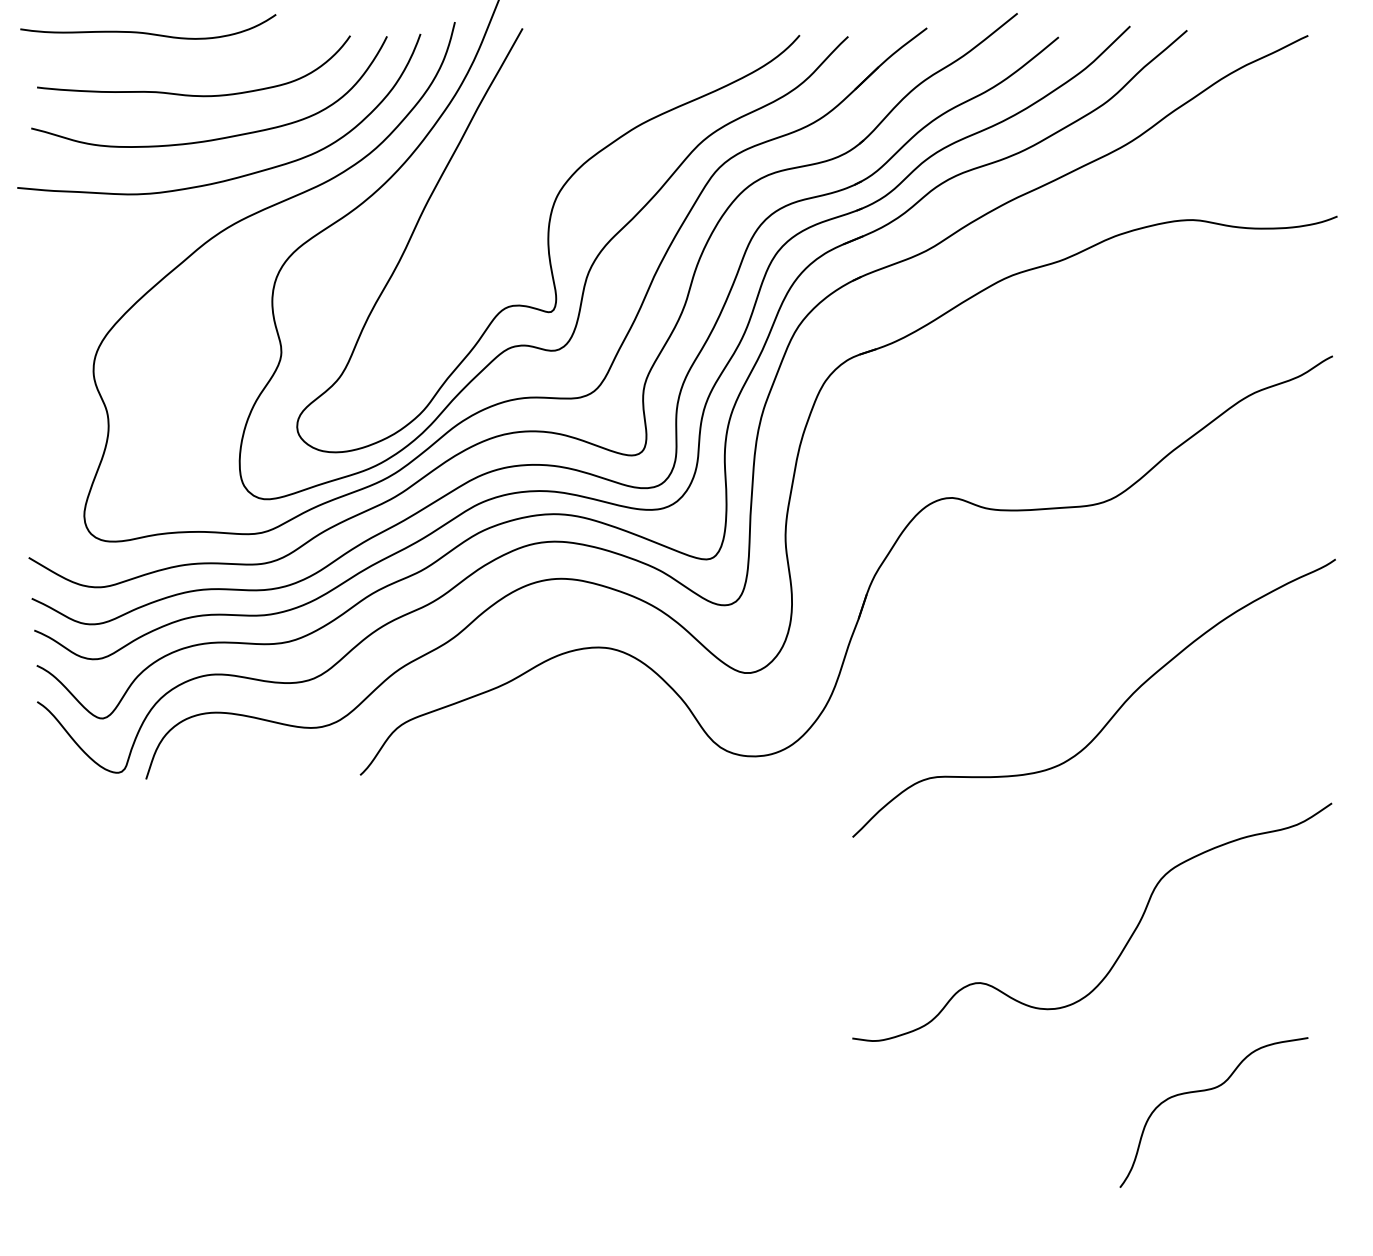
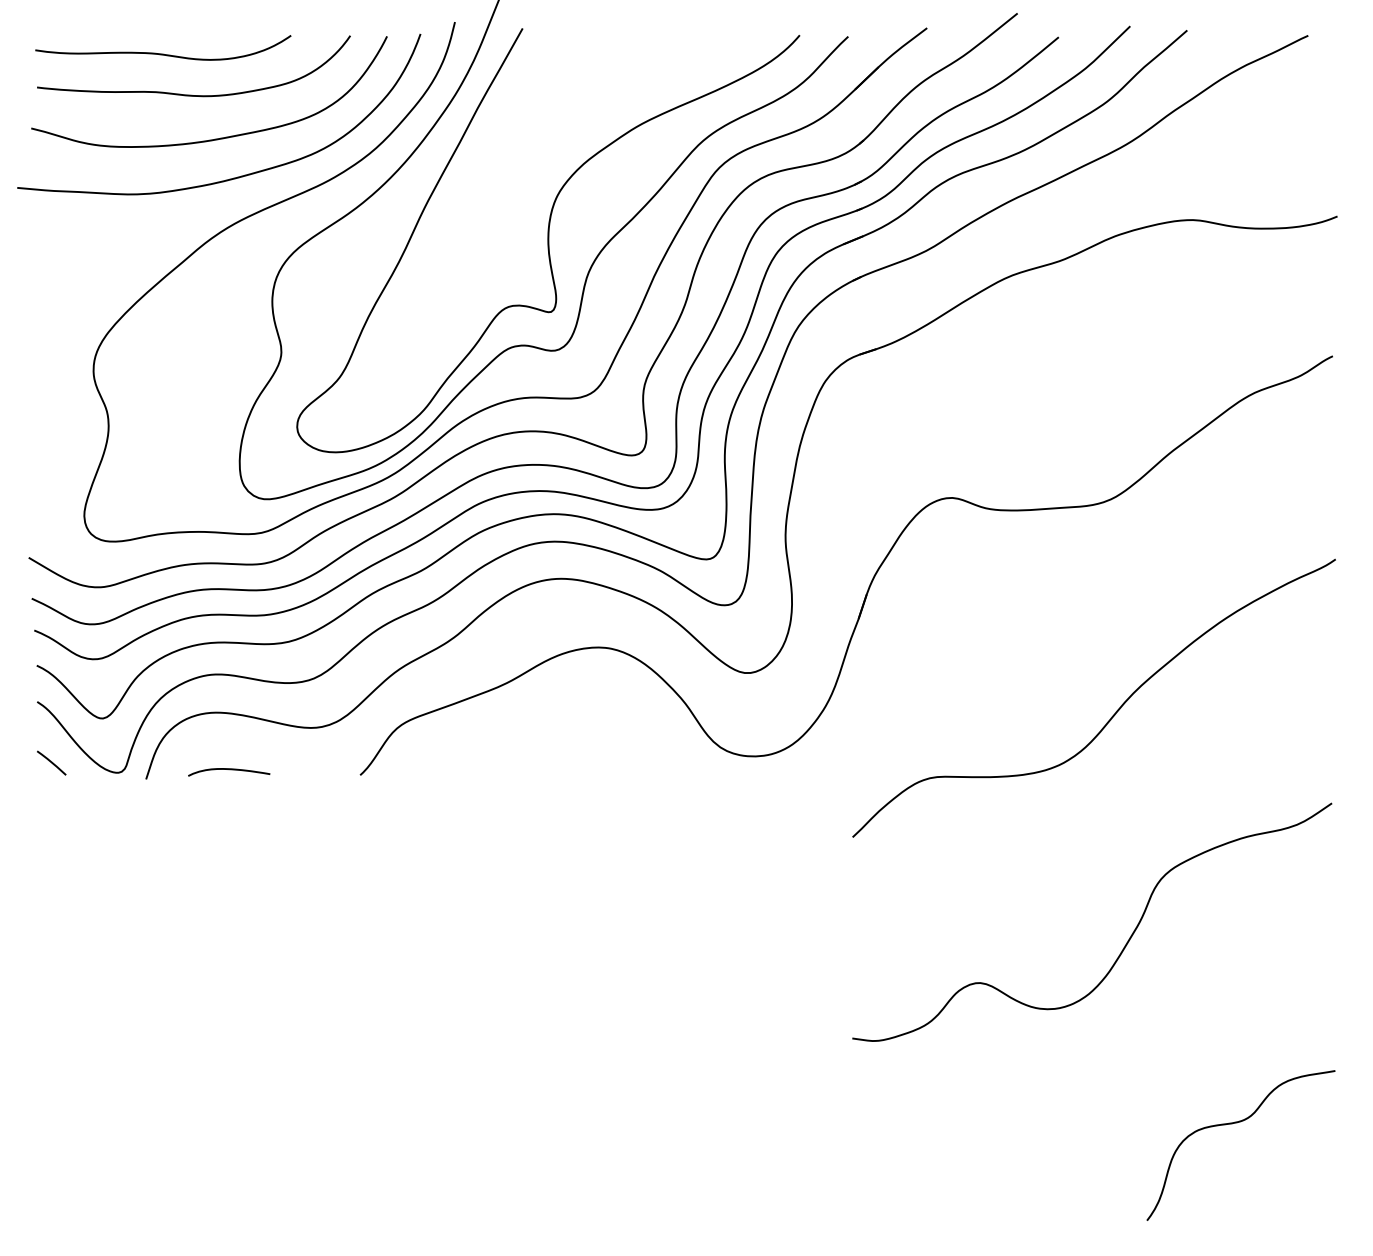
curve position: (148, 32) -> (163, 53) (163, 53)
line: none -> present (51, 762)
curve: none -> present (229, 770)
curve position: (1210, 1090) -> (1237, 1123) (1237, 1123)
